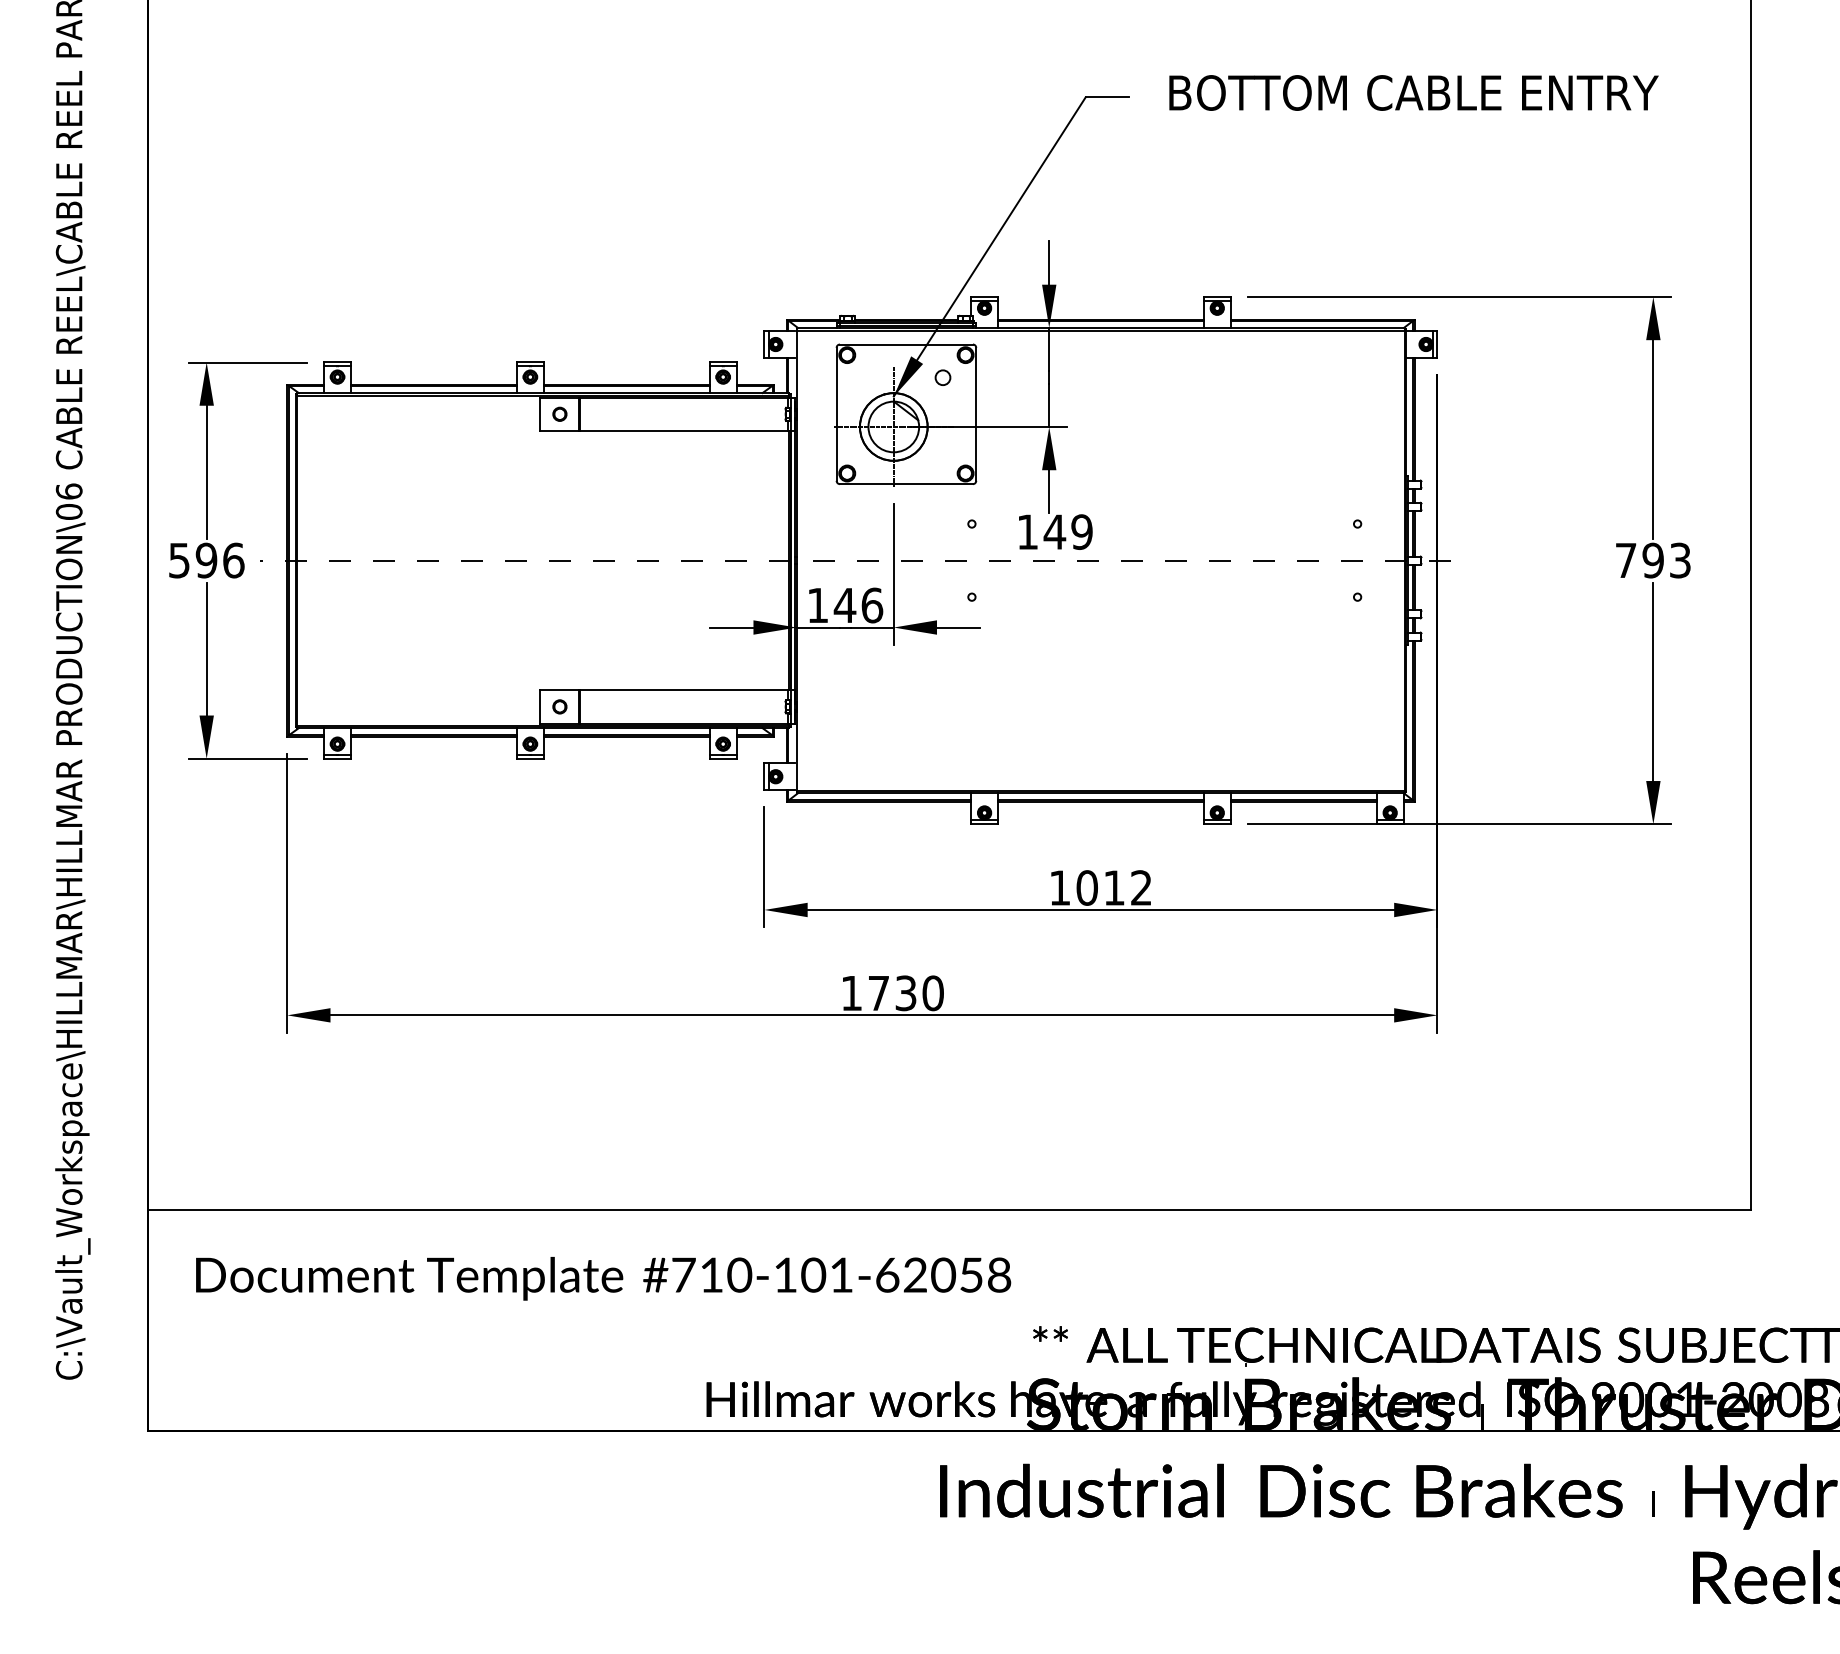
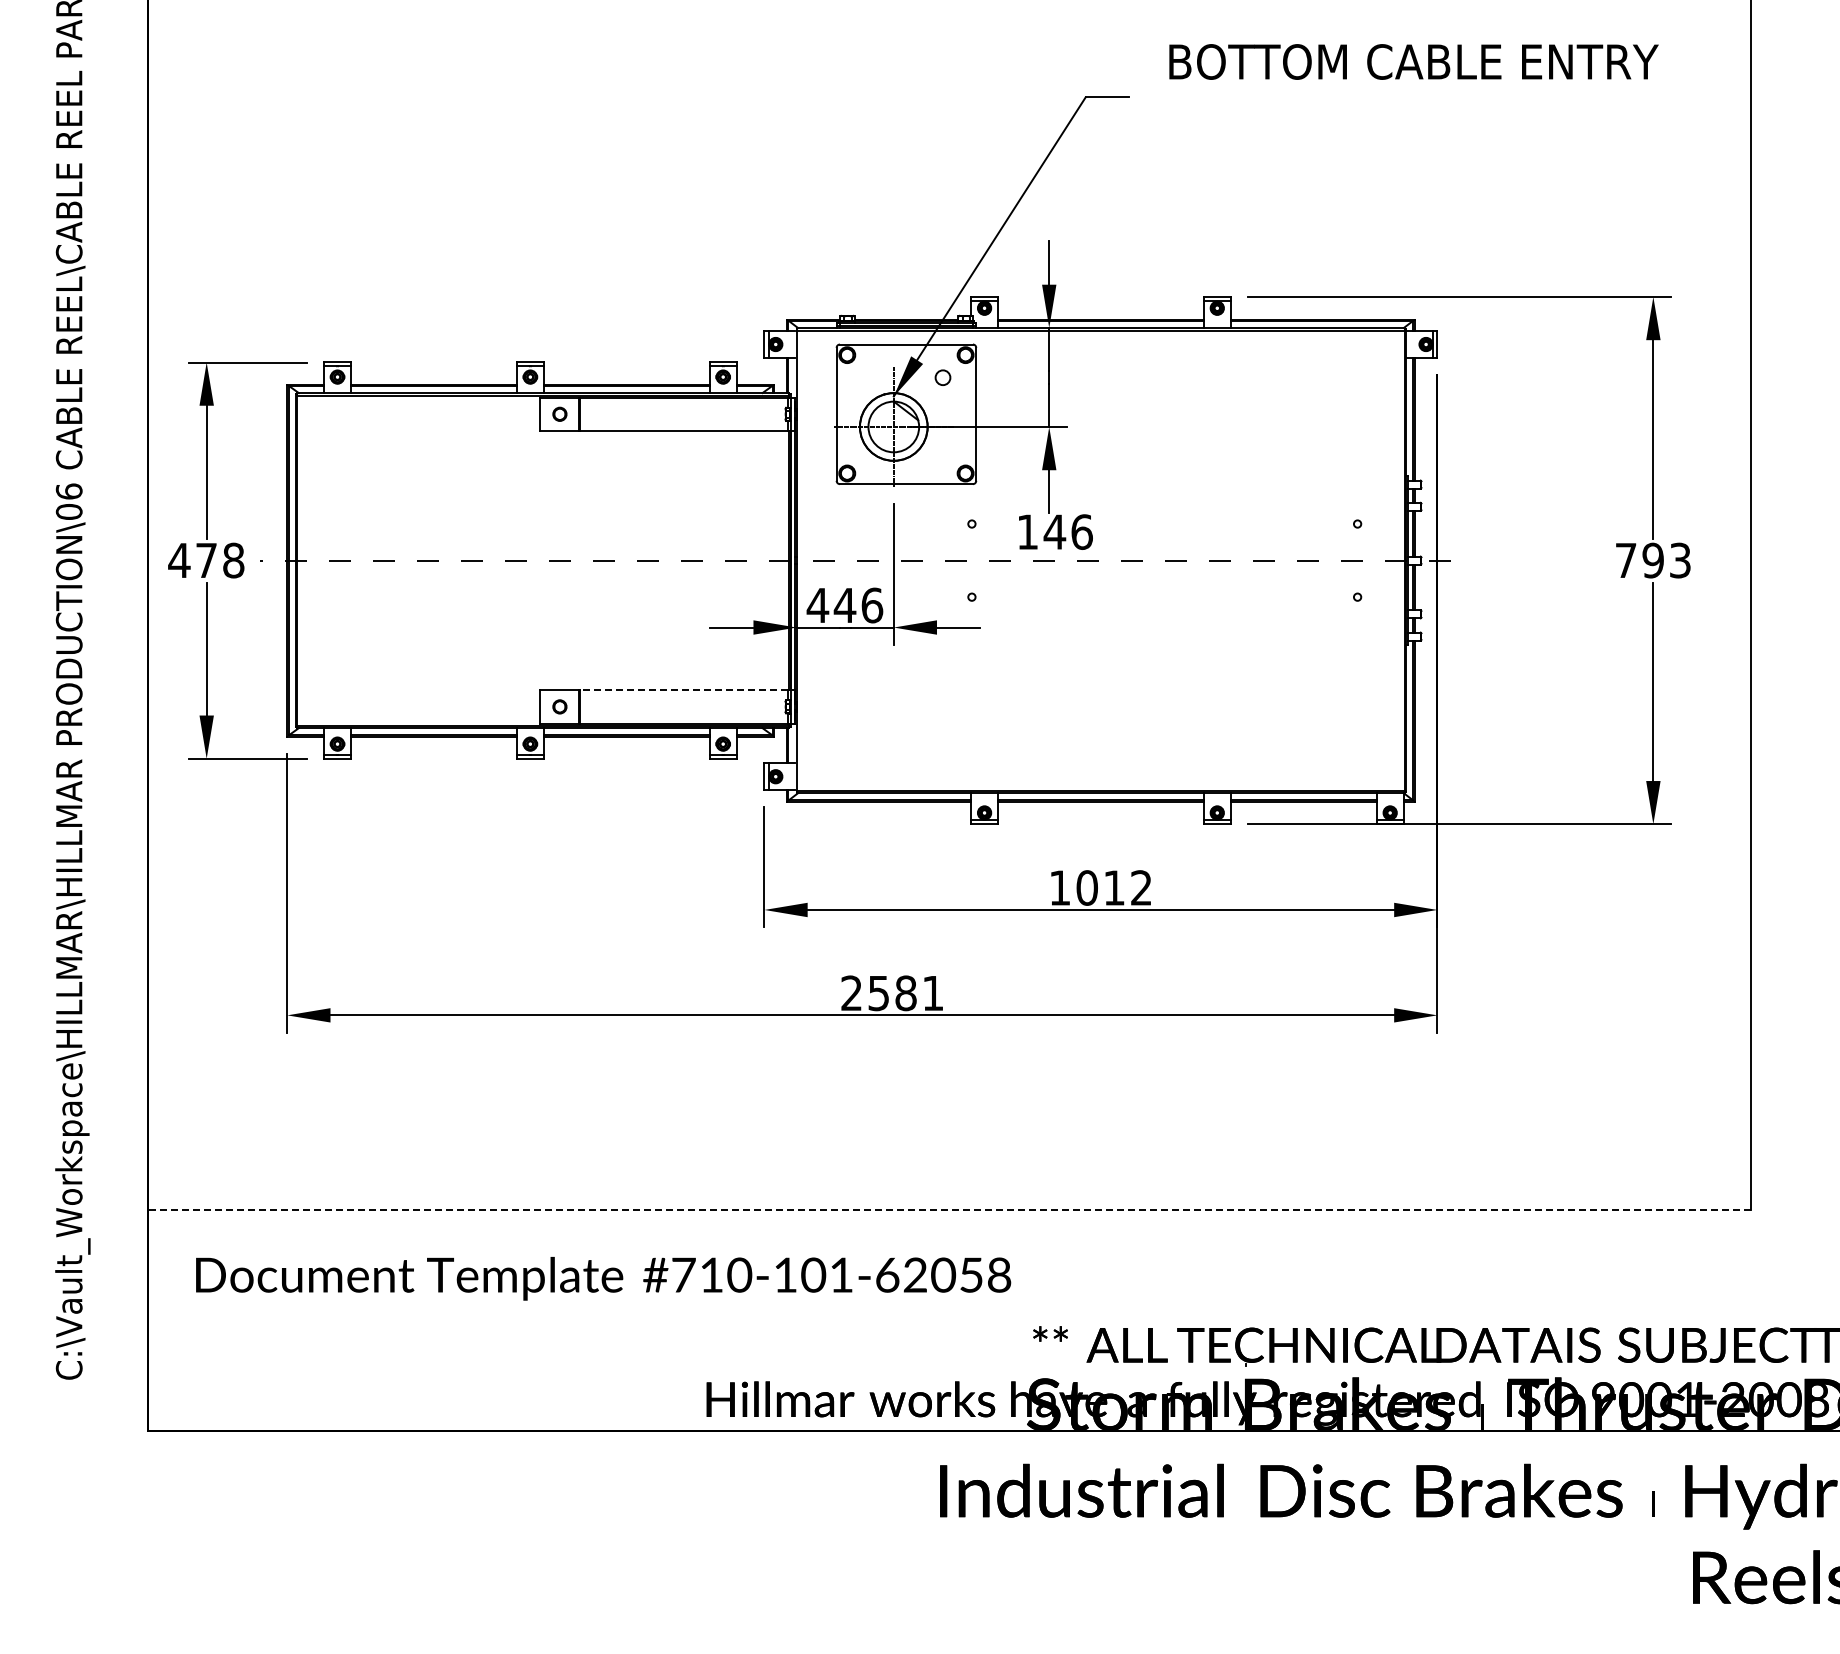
text position: (1413, 92) -> (1413, 61) (1413, 61)
text: 149 -> 146 (1081, 531)
text: 596 -> 478 (206, 560)
text: 146 -> 446 (817, 605)
line: solid -> dashed (683, 690)
text: 1730 -> 2581 (892, 993)
line: solid -> dashed (949, 1210)
